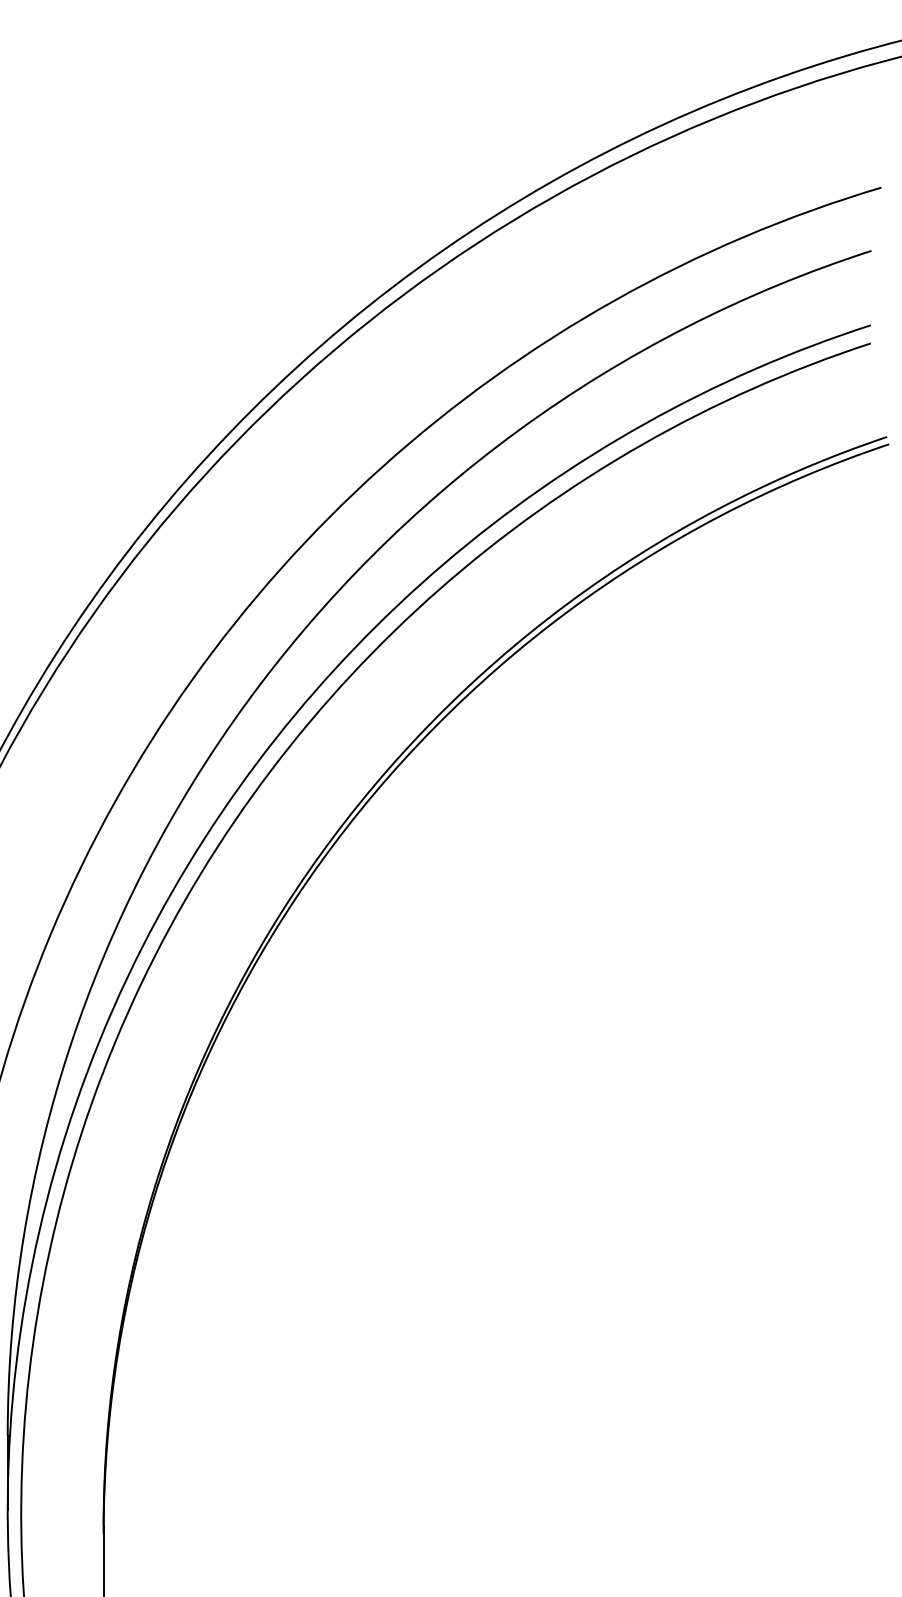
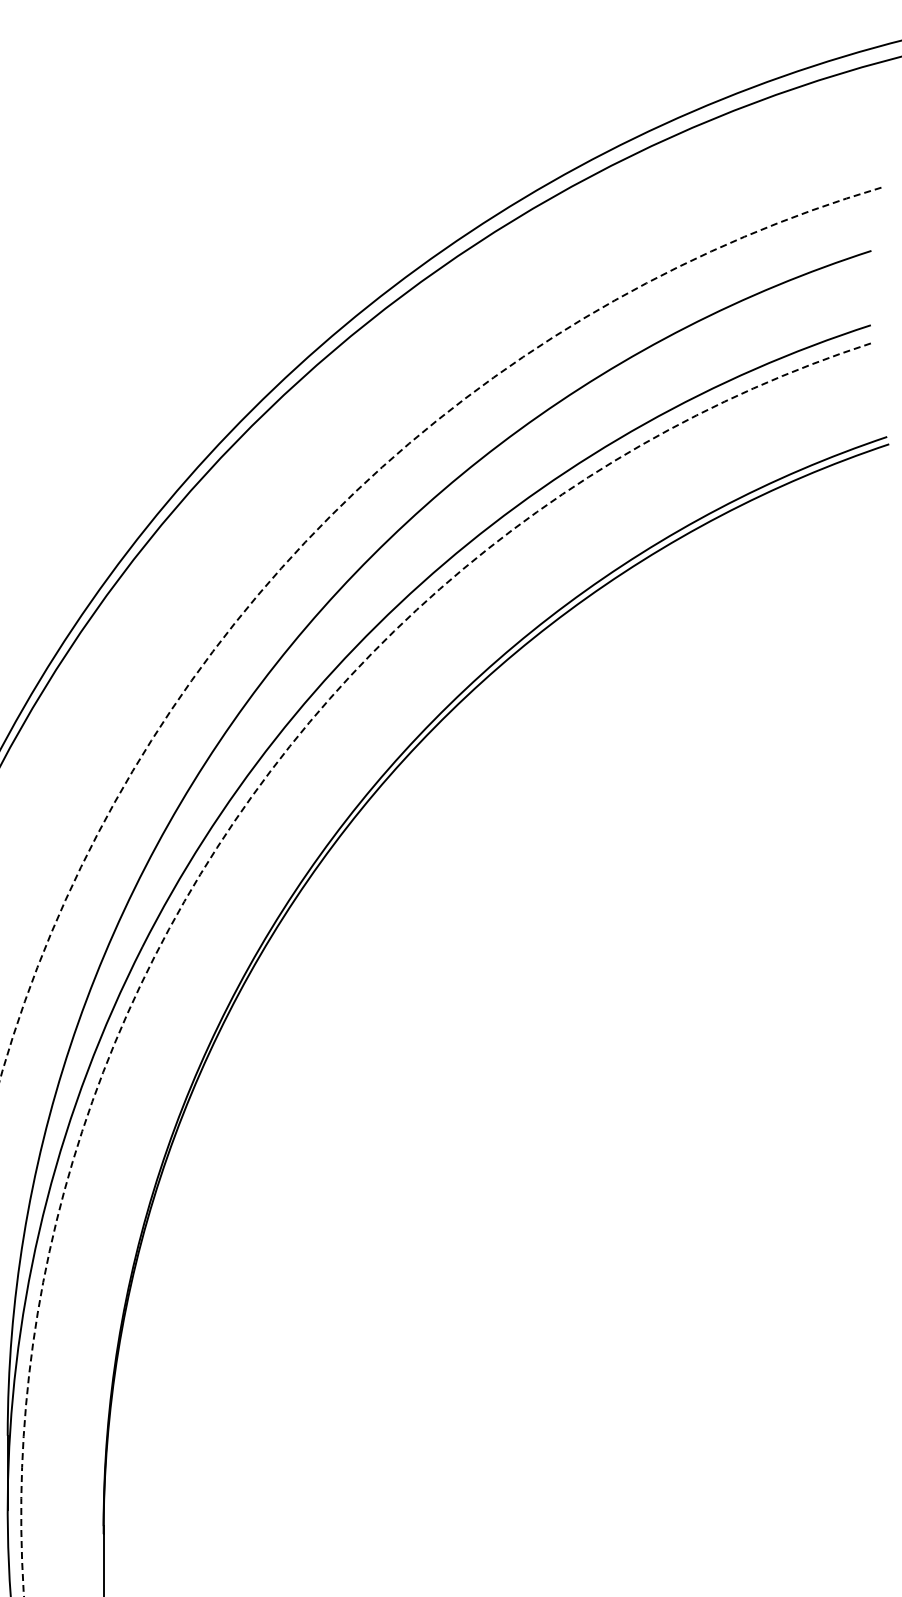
arc: solid -> dashed (325, 521)
arc: solid -> dashed (232, 824)
